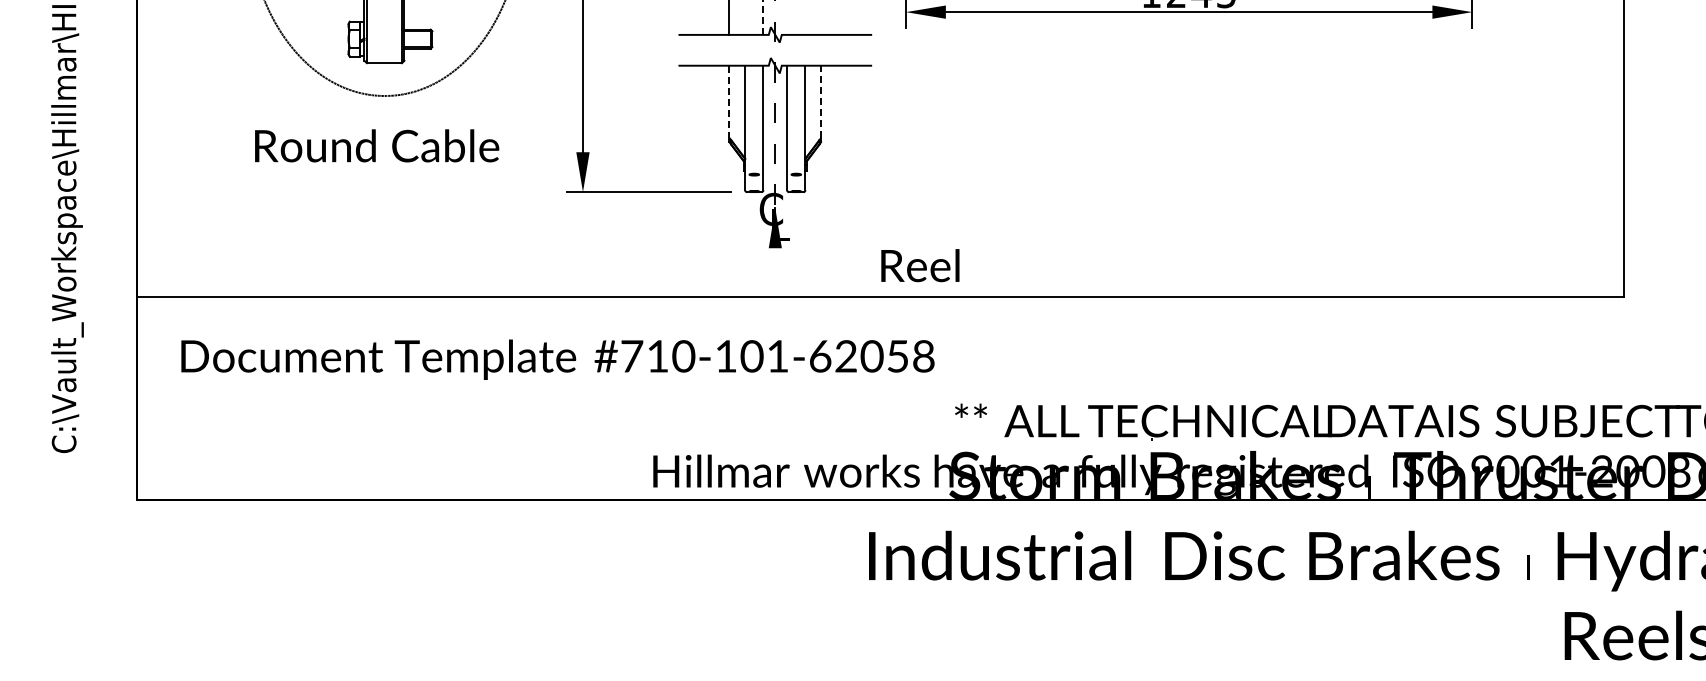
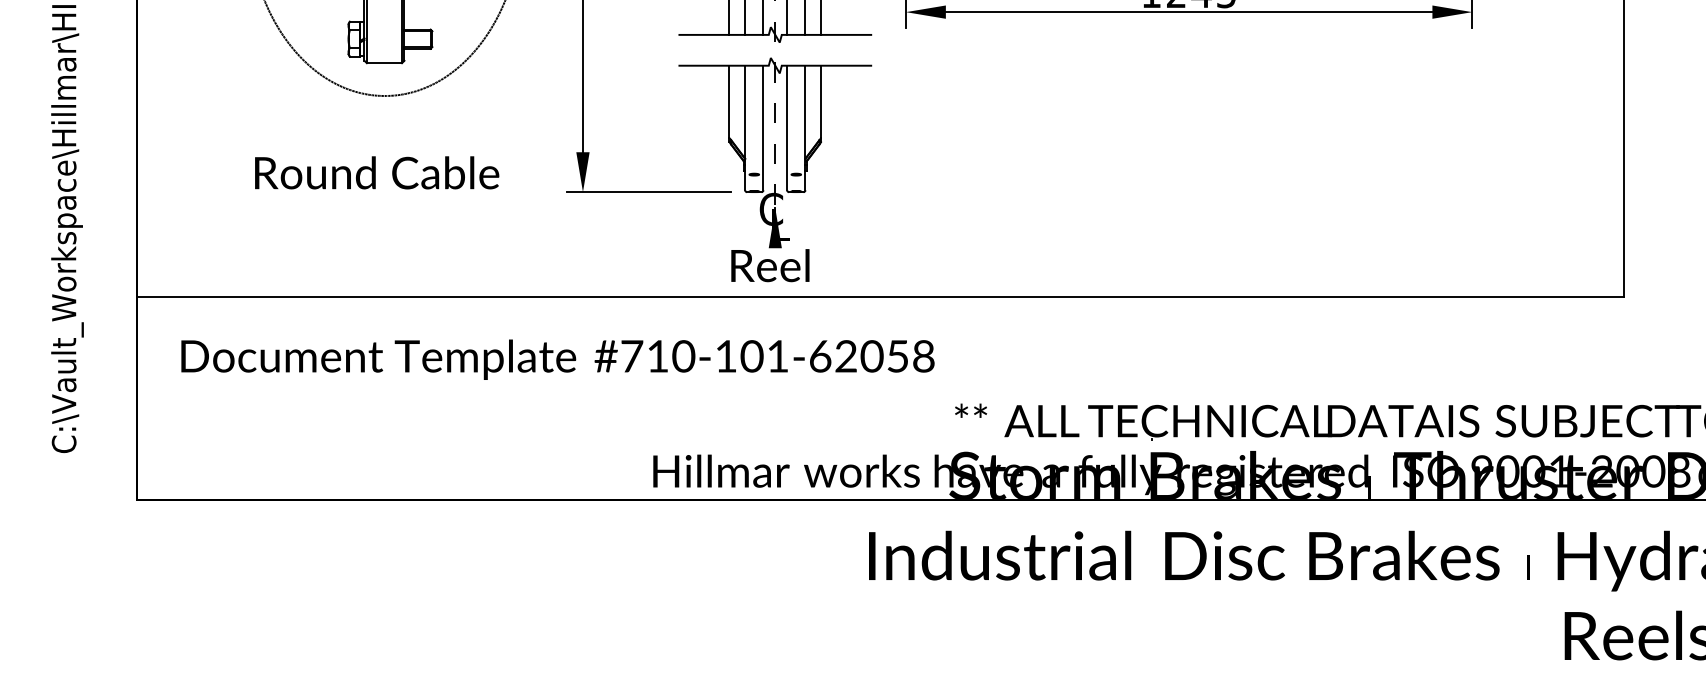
line: dashed -> solid (763, 17)
line: none -> present (745, 18)
line: none -> present (787, 18)
line: none -> present (805, 18)
line: none -> present (821, 18)
line: dashed -> solid (821, 101)
line: dashed -> solid (729, 102)
text position: (377, 145) -> (377, 172) (377, 172)
text position: (920, 265) -> (770, 265) (770, 265)
